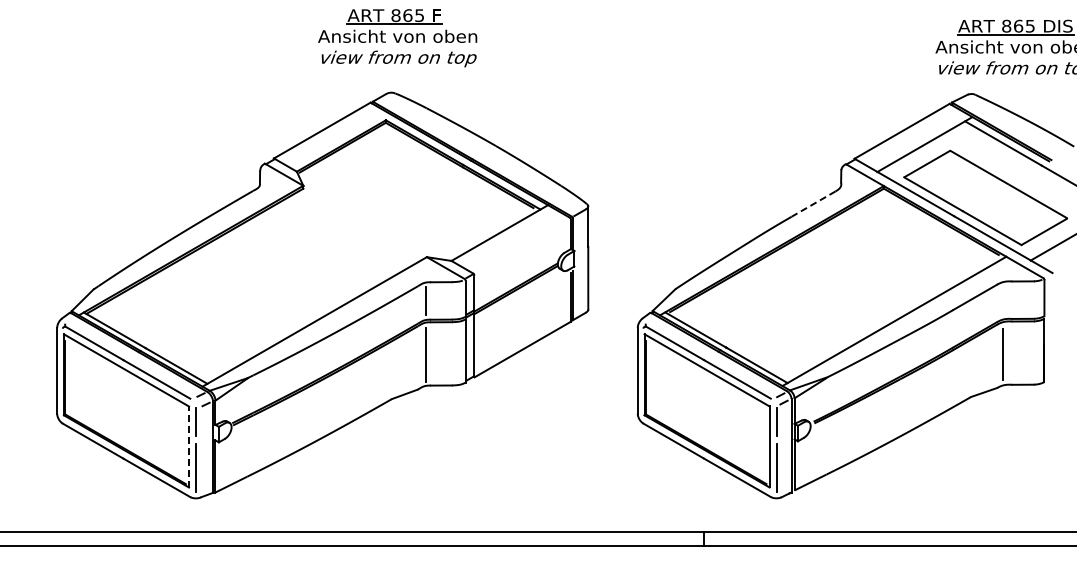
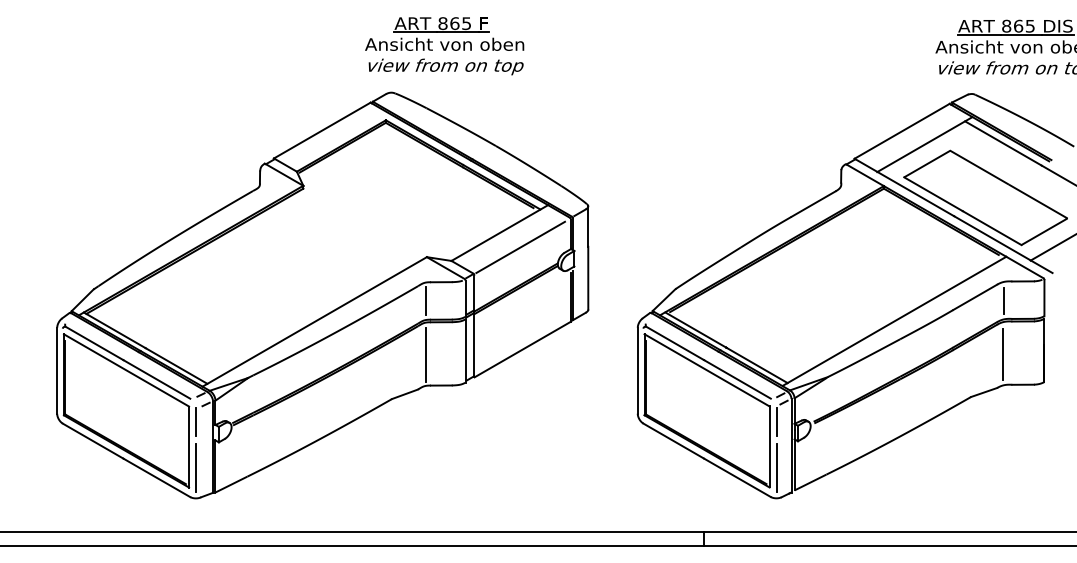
part position: (397, 38) -> (444, 46) (444, 46)
line: dashed -> solid (813, 204)
line: none -> present (520, 246)
line: none -> present (1004, 300)
line: dashed -> solid (189, 447)
